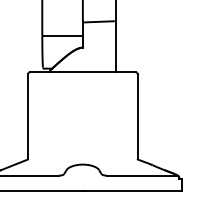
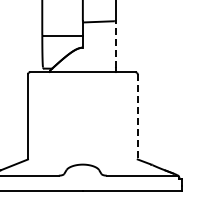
line: solid -> dashed (115, 44)
line: solid -> dashed (137, 116)
